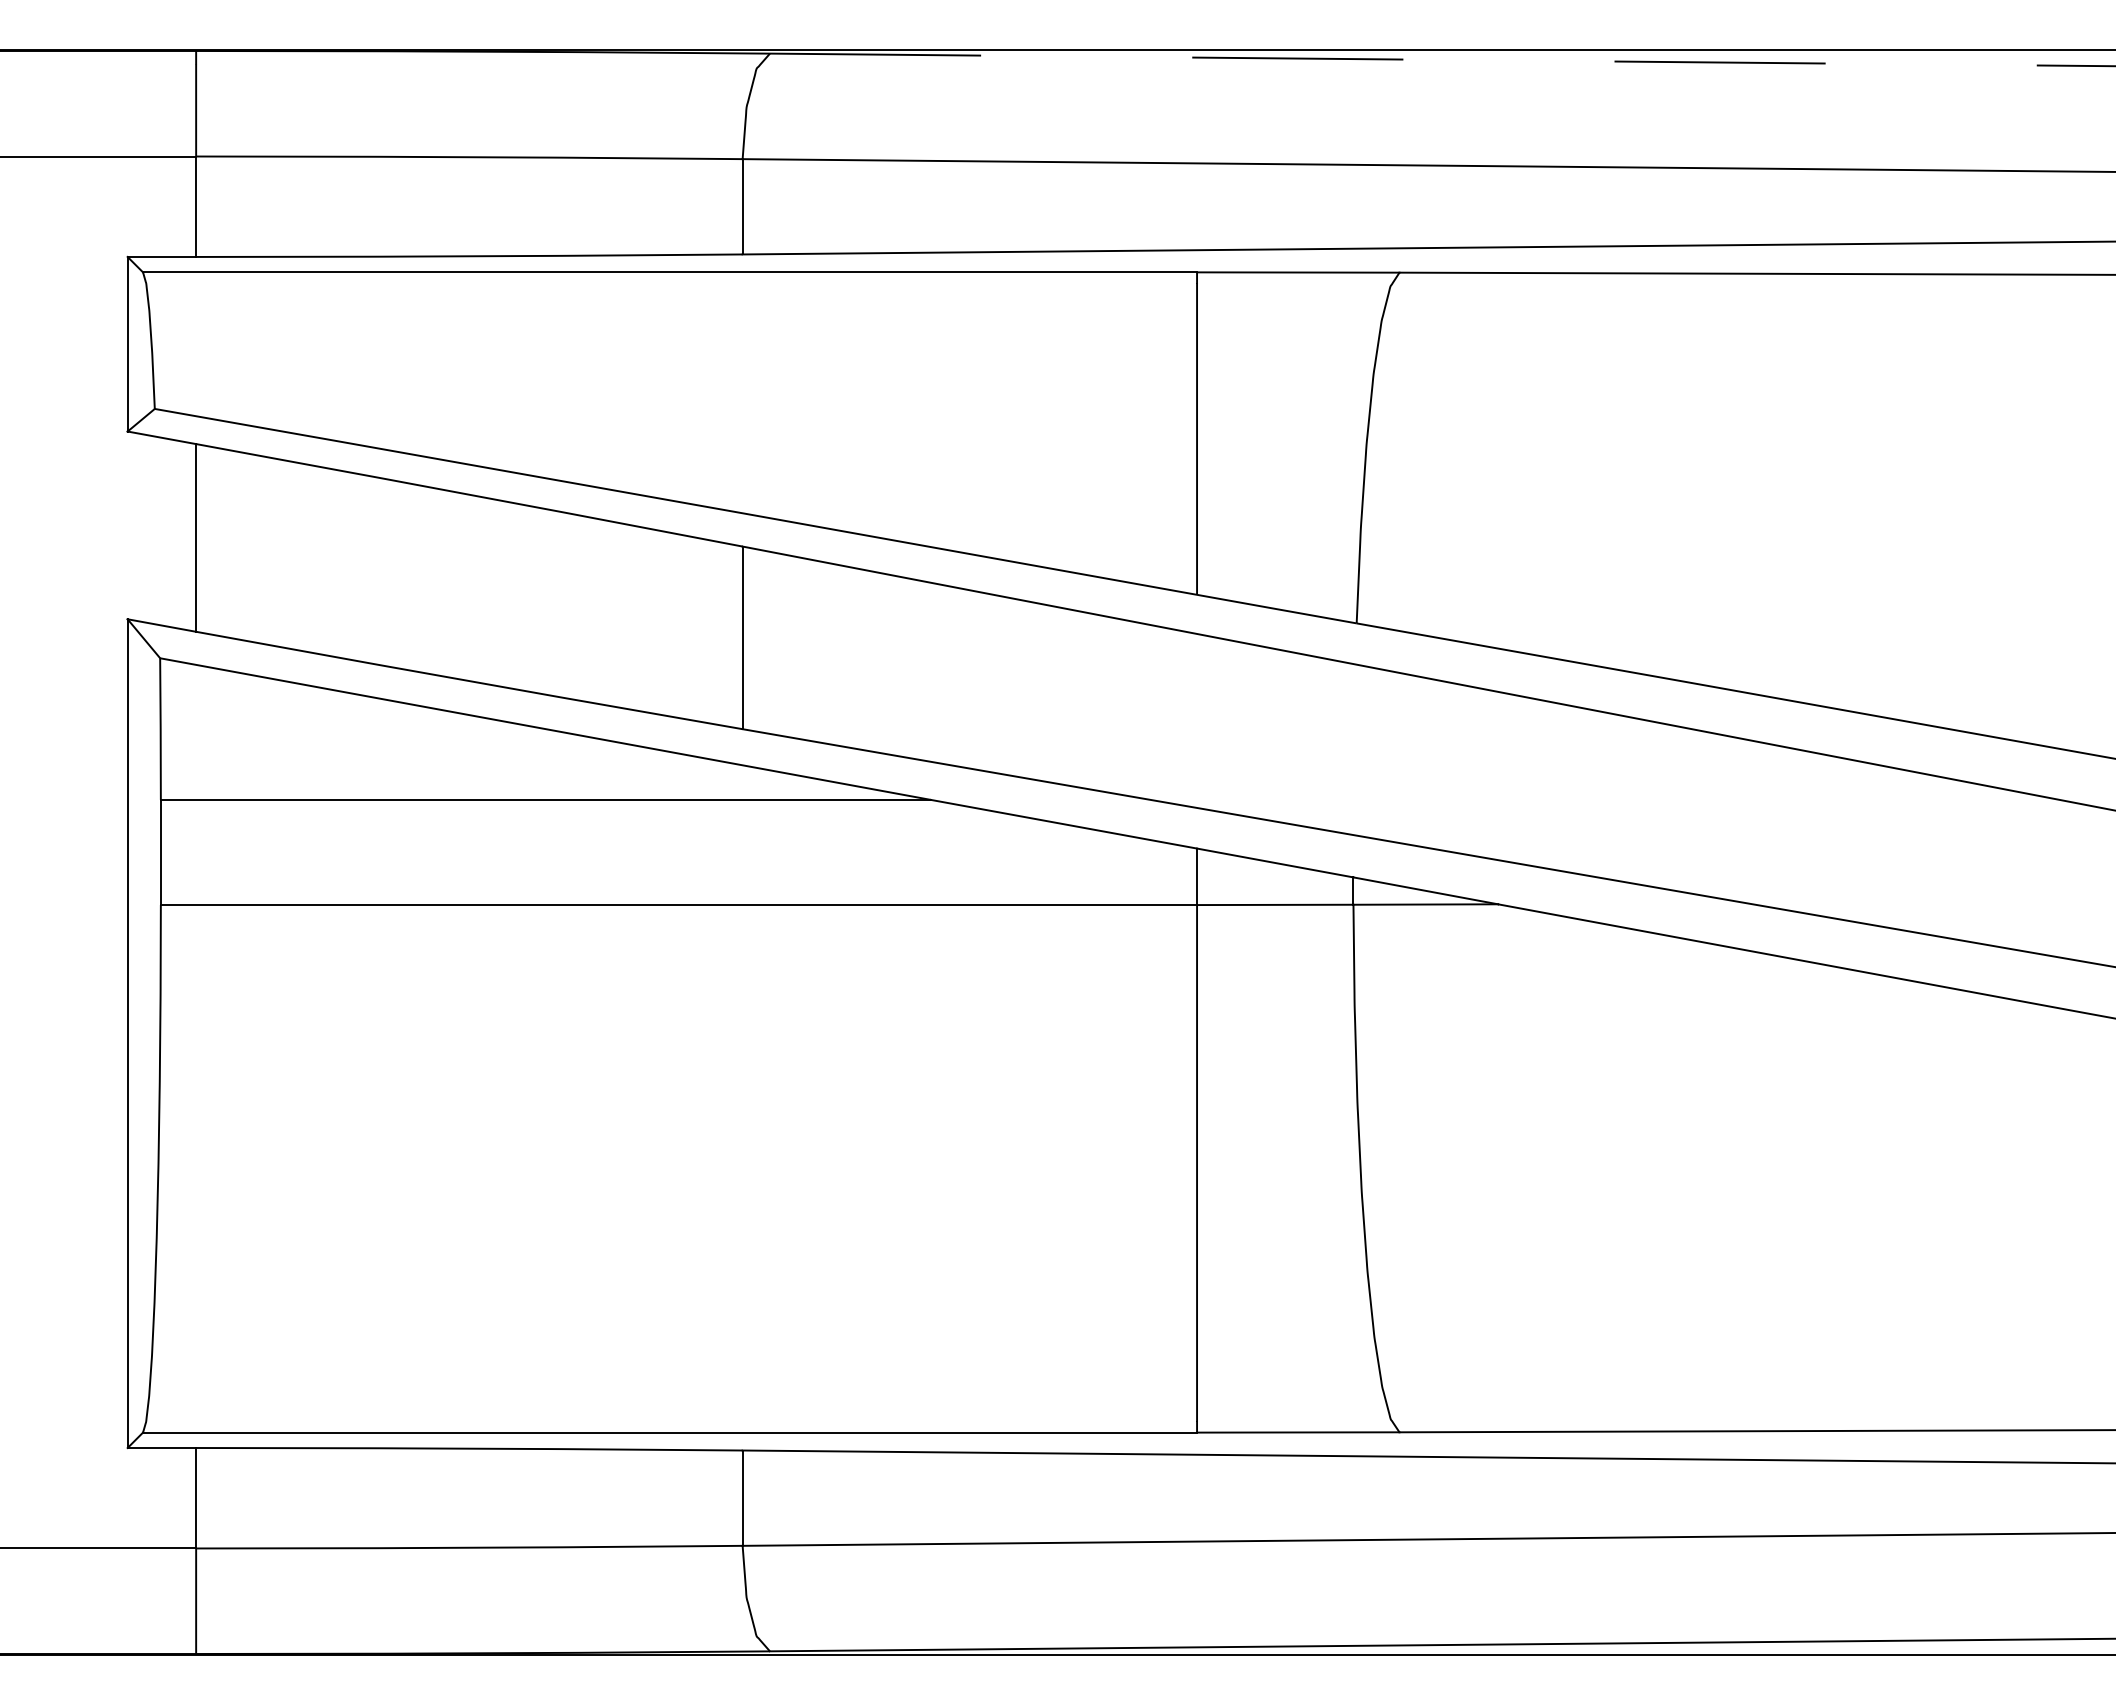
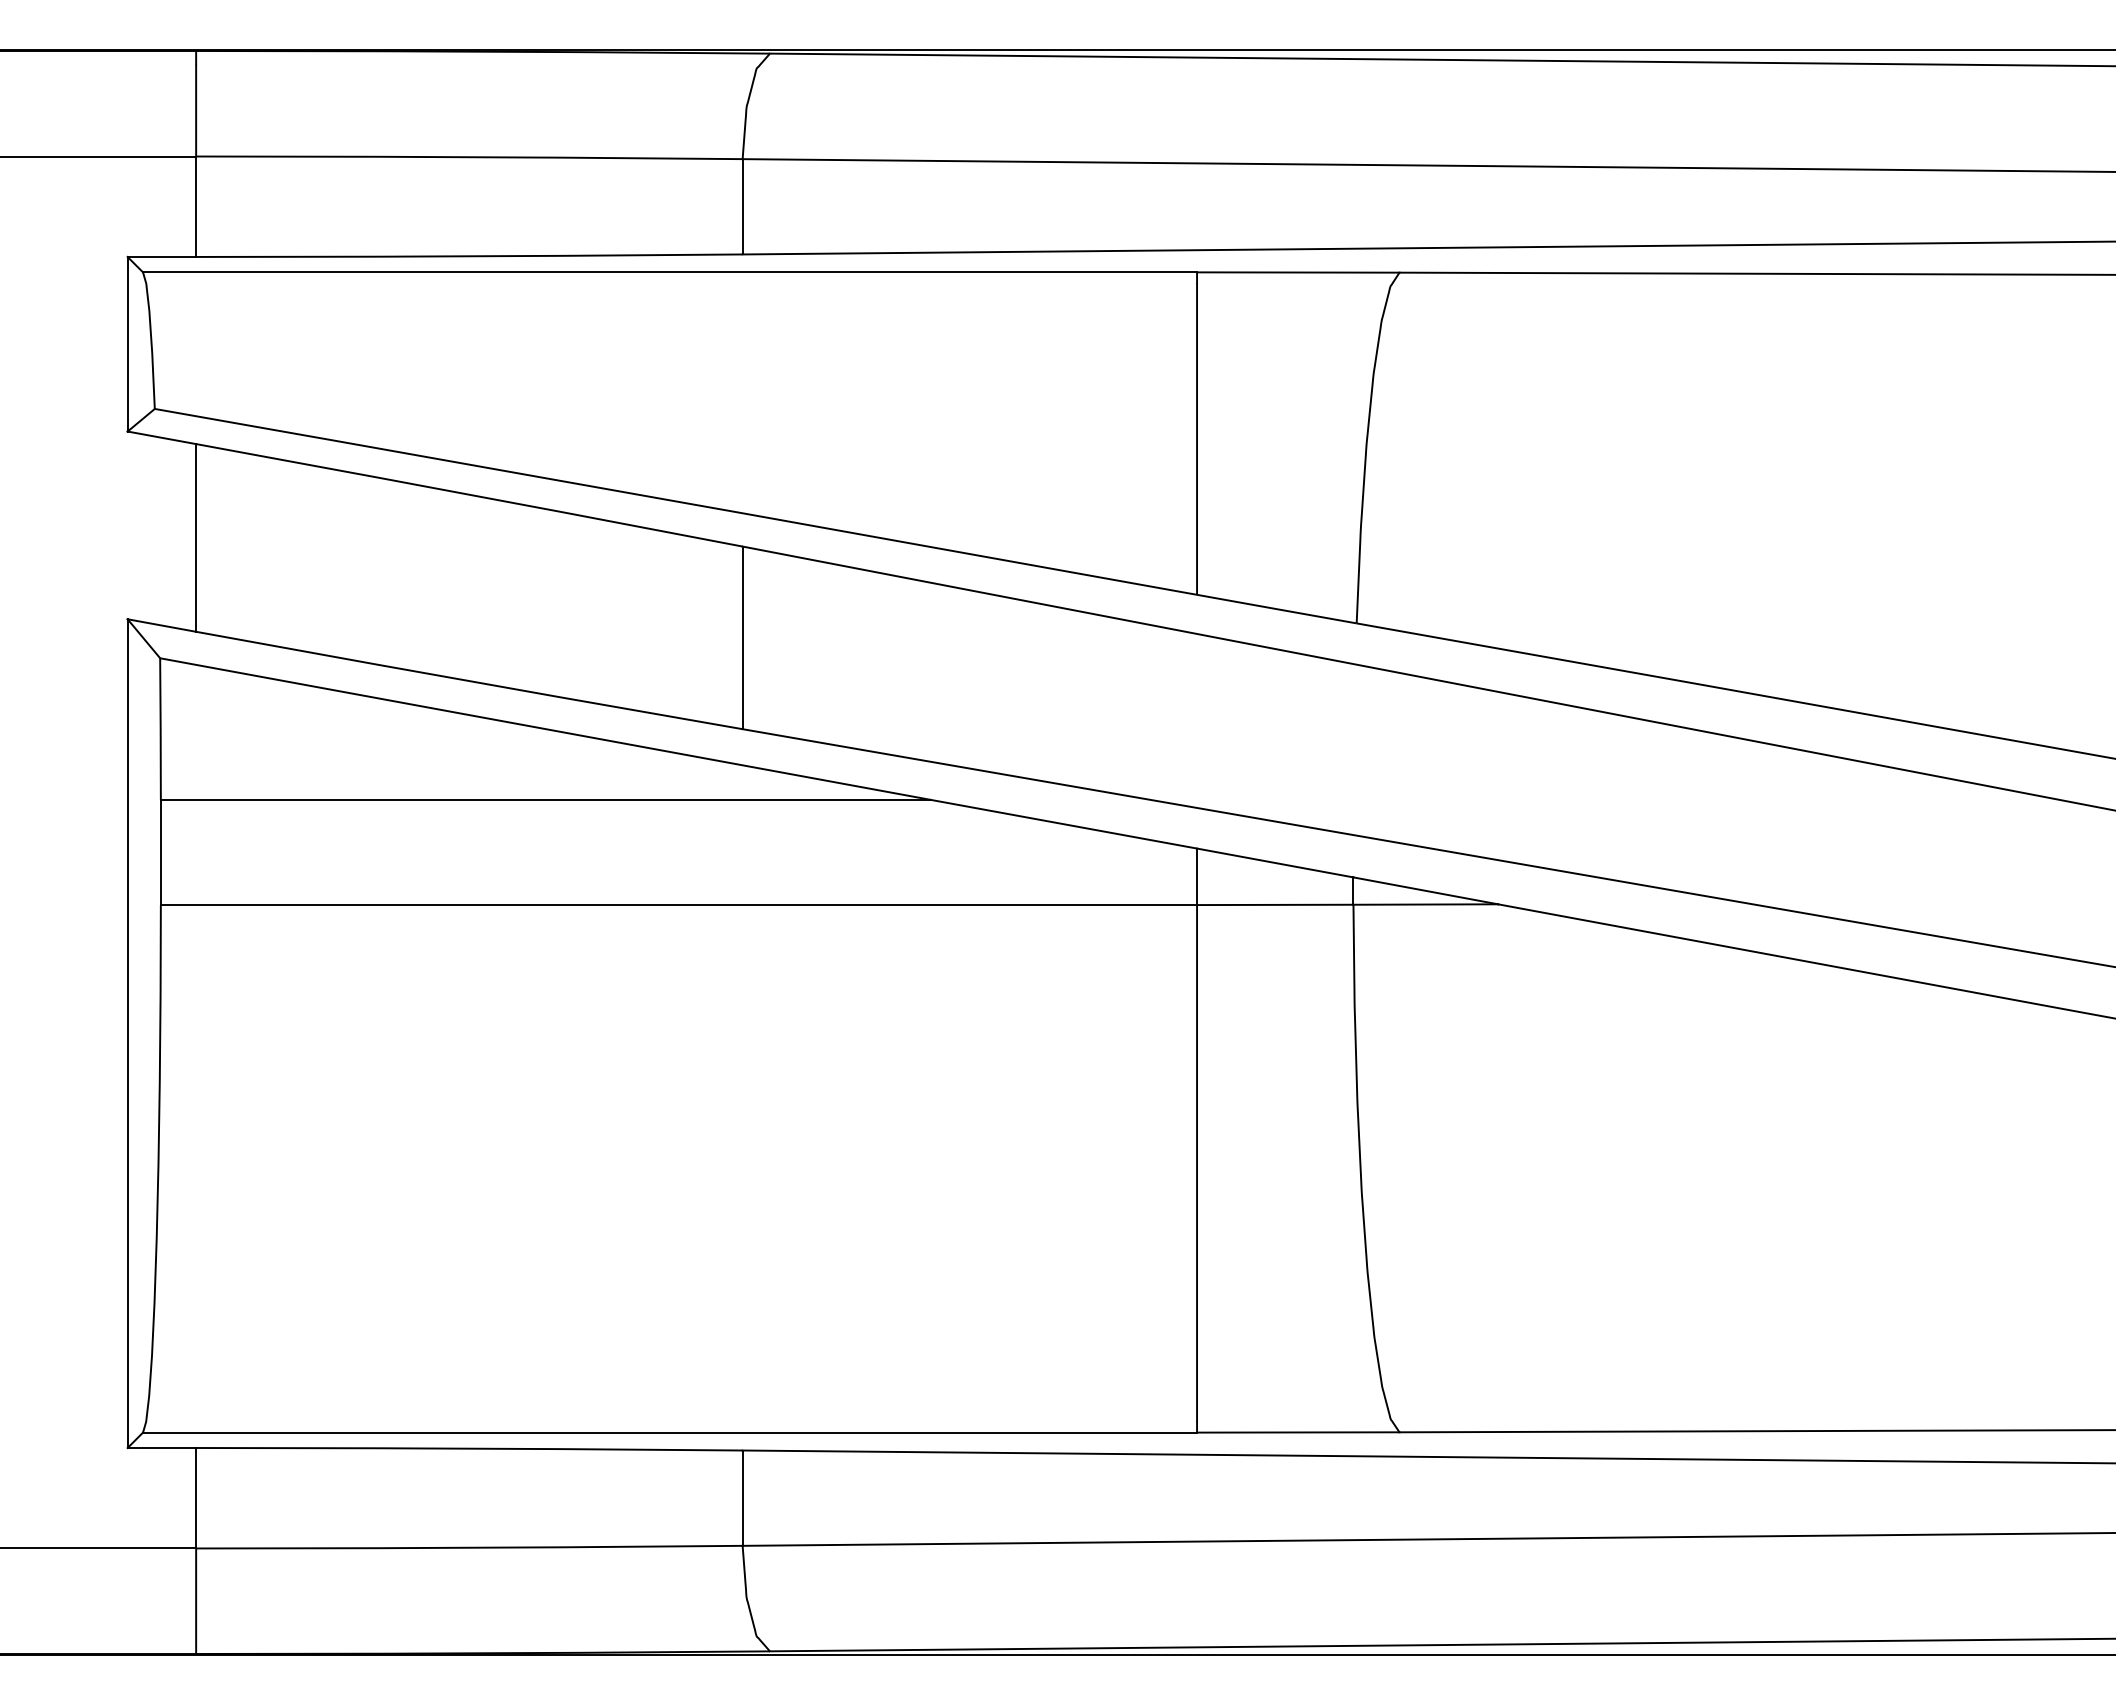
line: dashed -> solid (1442, 59)
